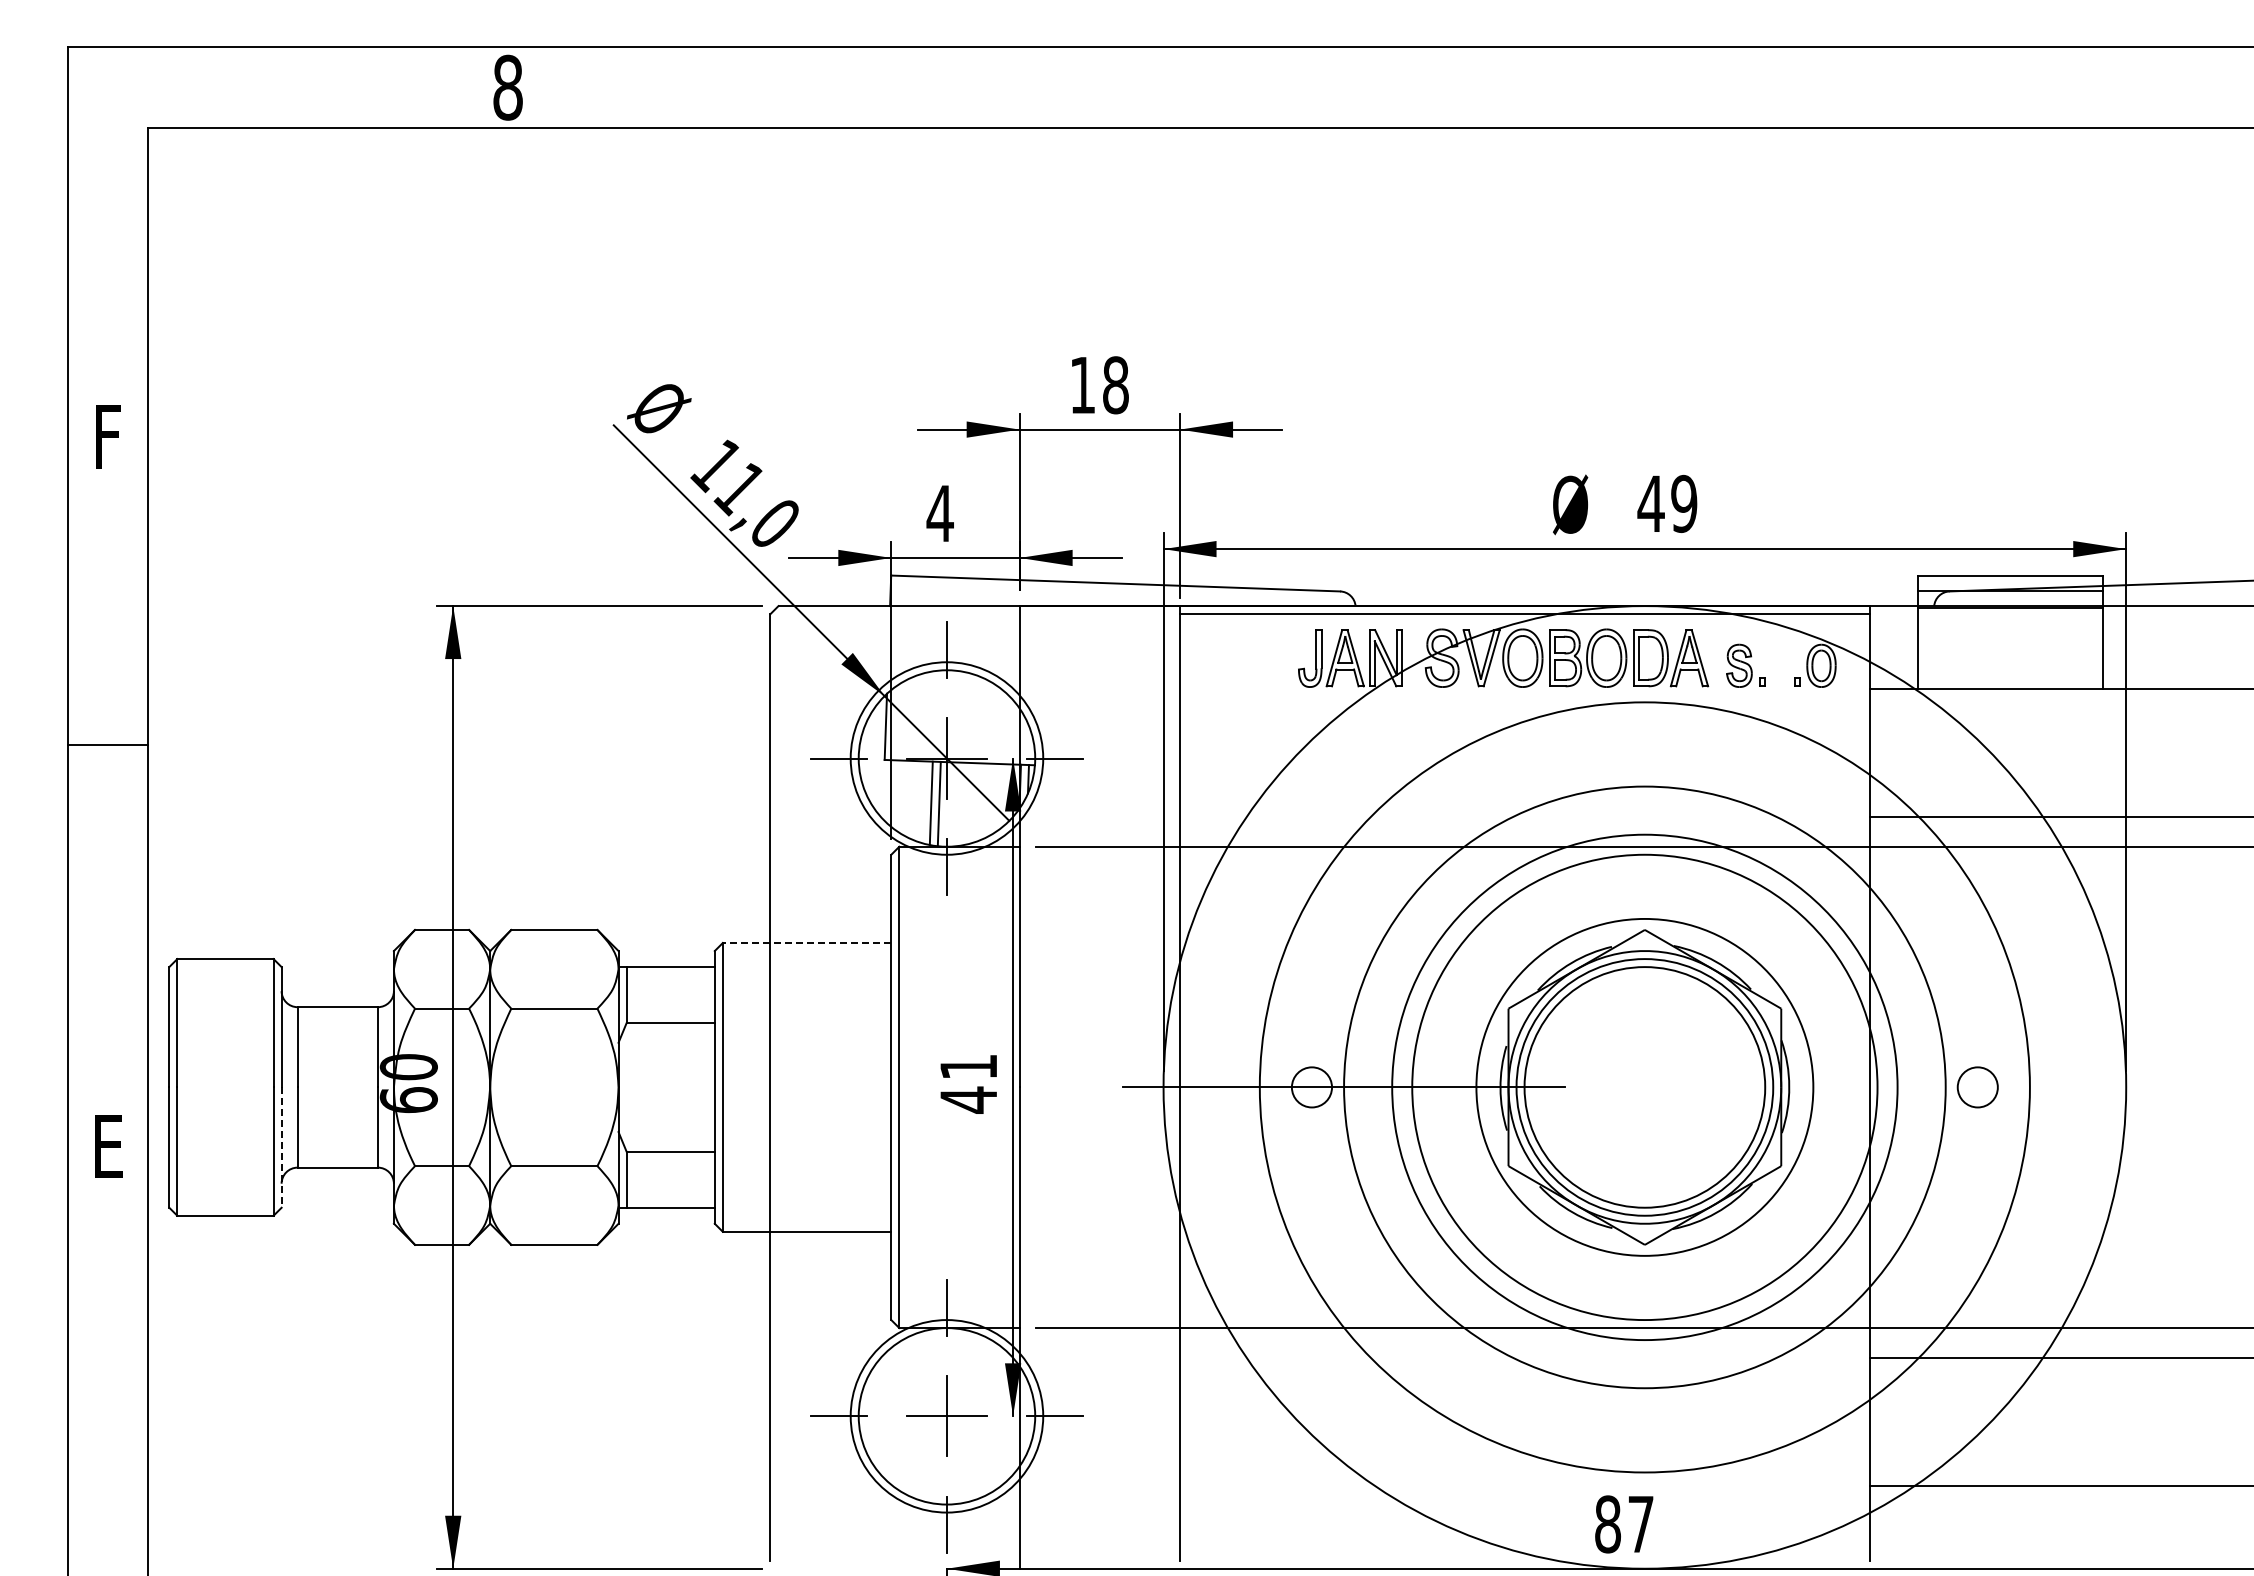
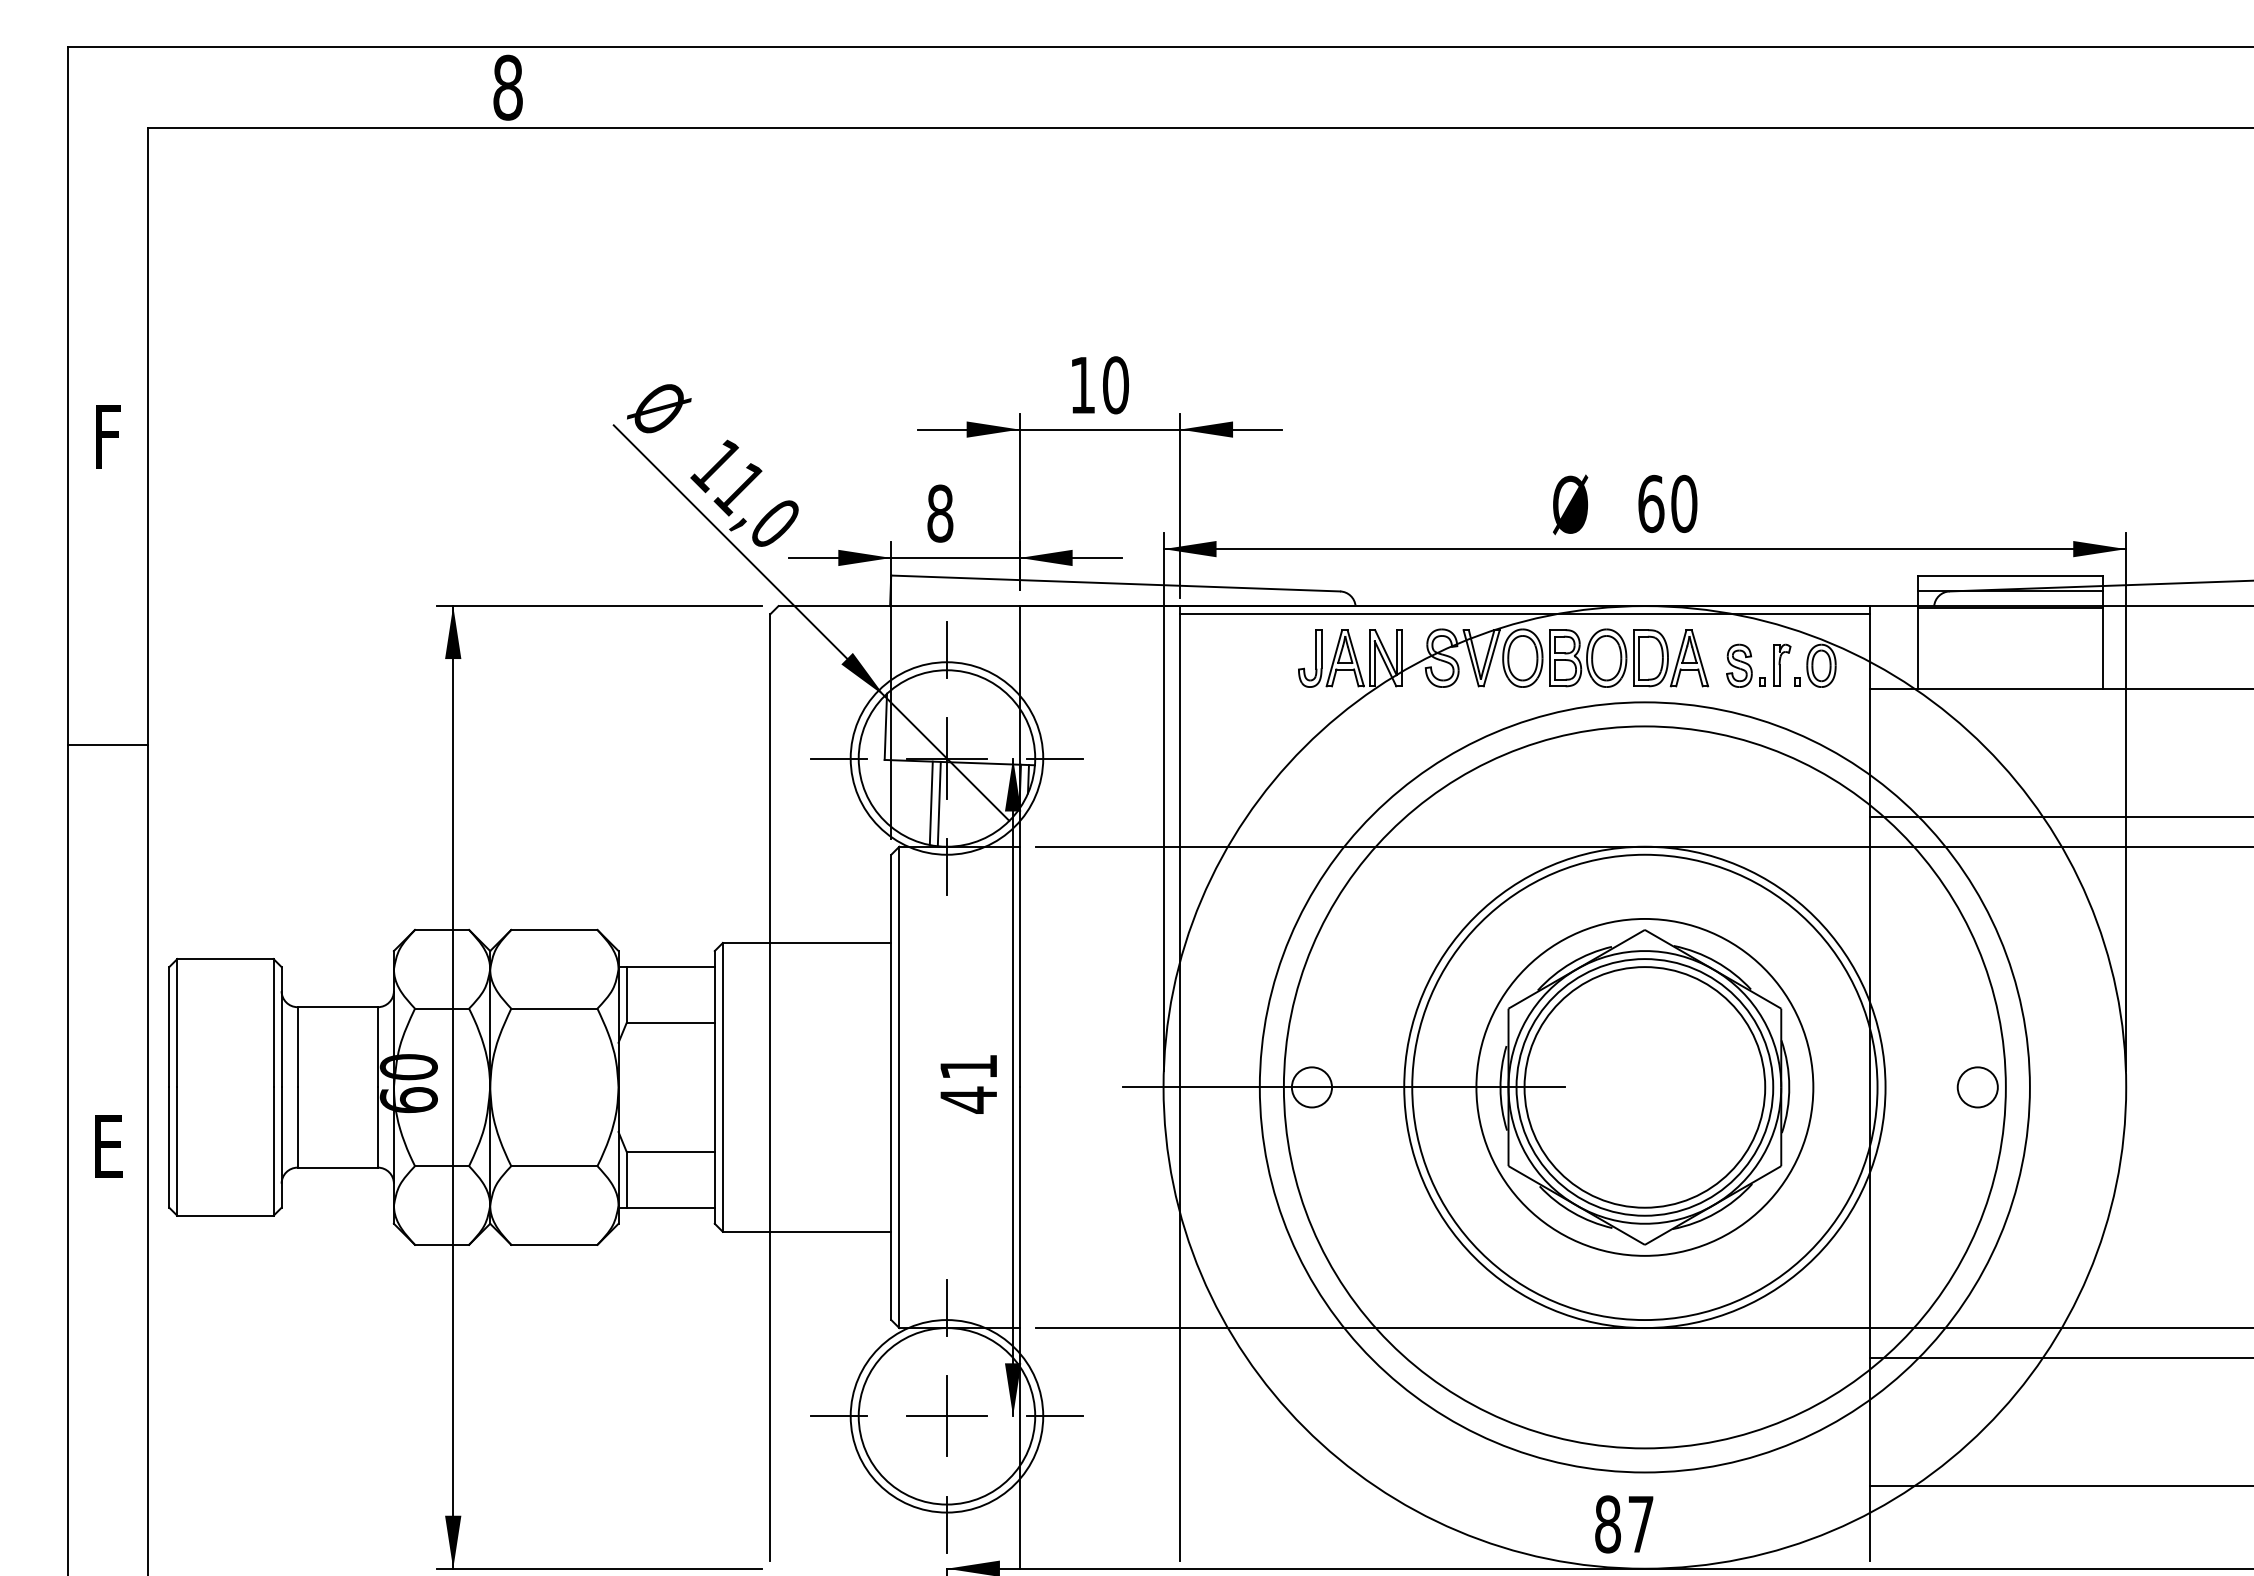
text: 18 -> 10 (1115, 385)
text: 49 -> 60 (1667, 503)
text: 4 -> 8 (939, 513)
part: none -> present (1782, 664)
line: dashed -> solid (806, 943)
circle diameter: 505 px -> 722 px (1644, 1087)
circle diameter: 602 px -> 481 px (1644, 1087)
line: dashed -> solid (281, 1148)
